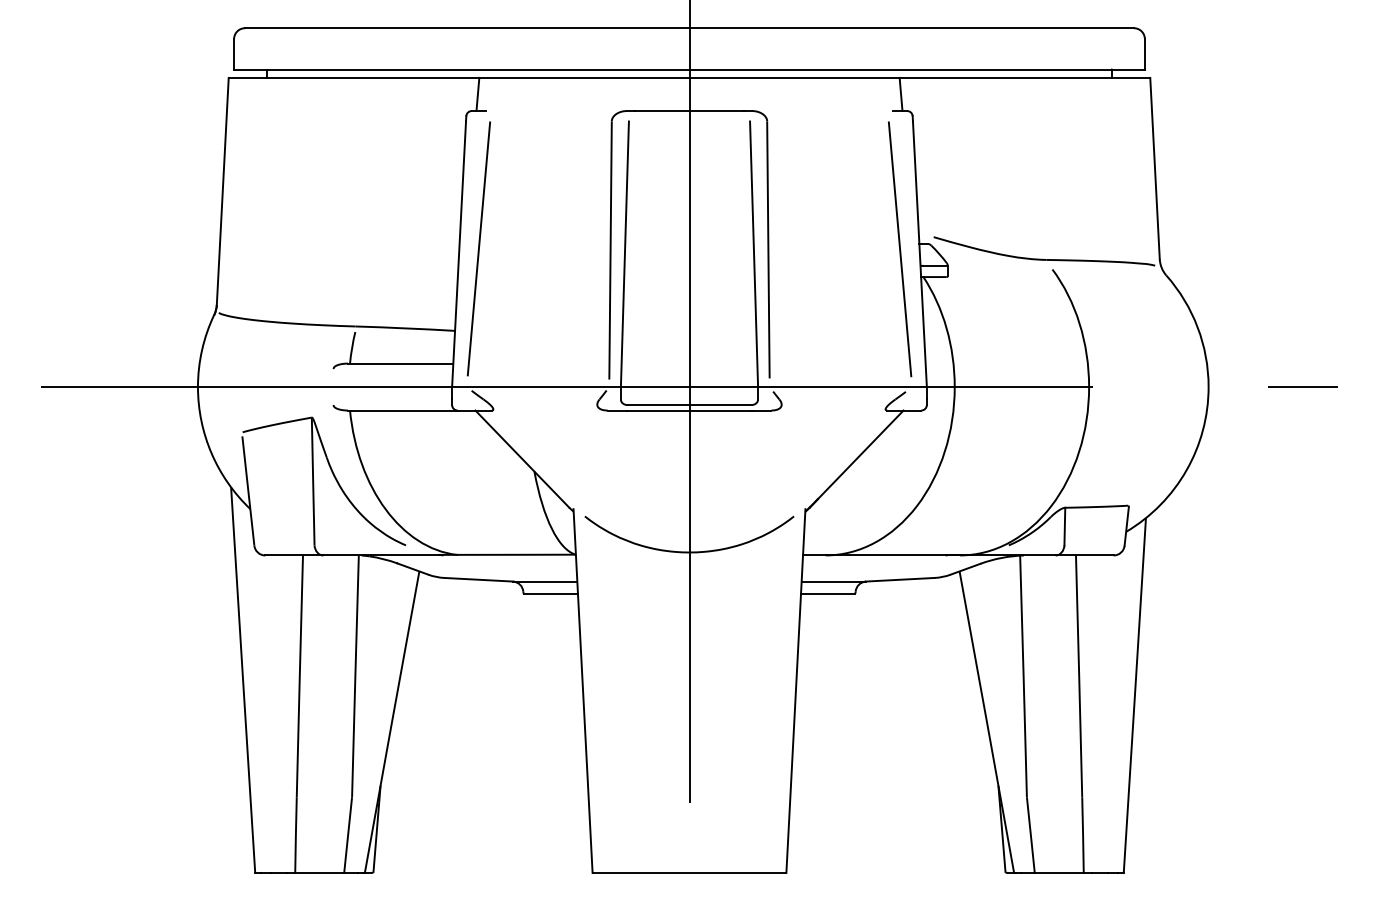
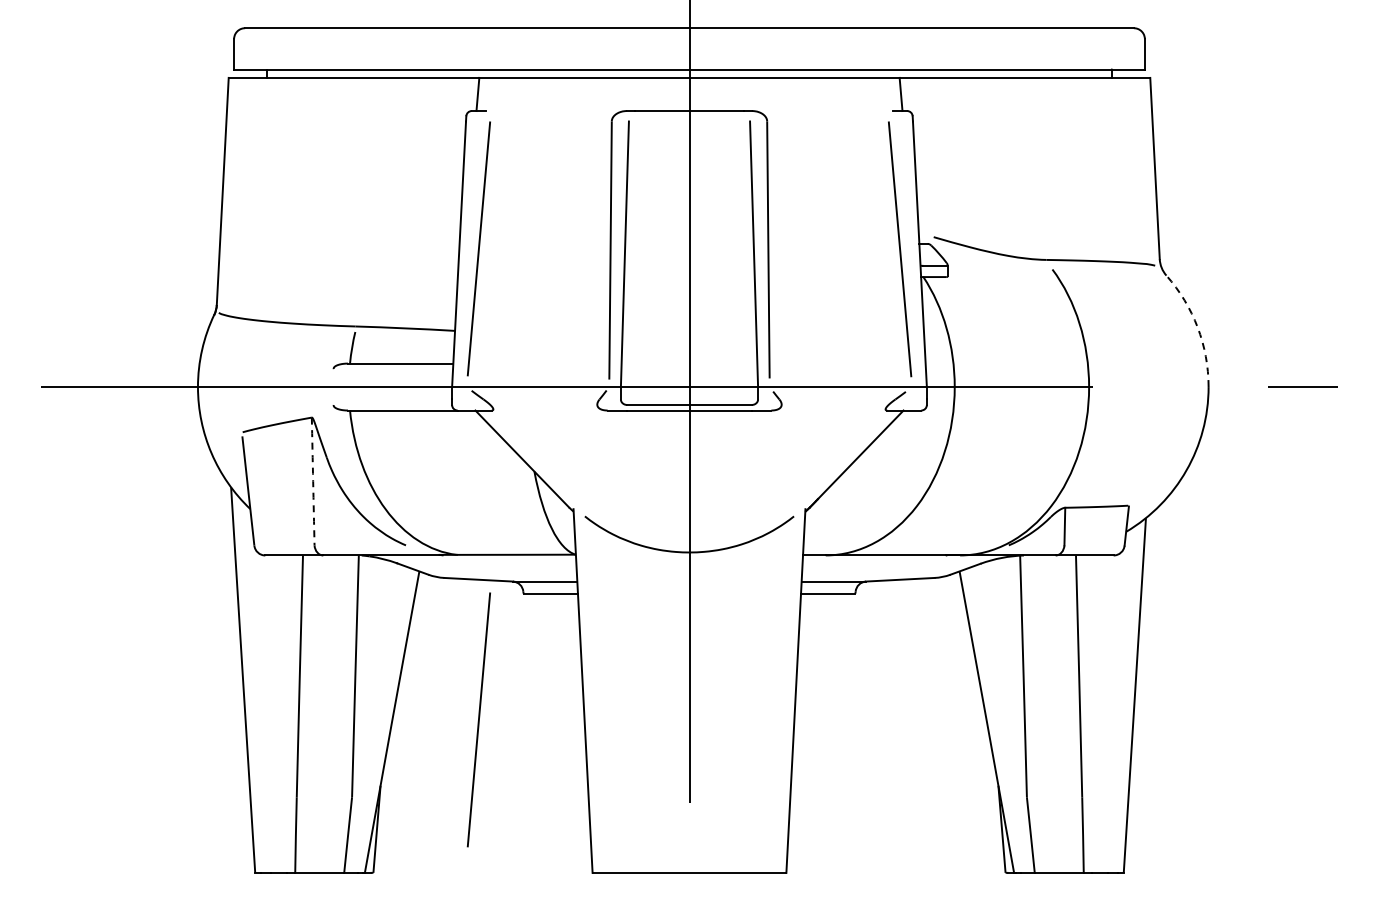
arc: solid -> dashed (1197, 327)
arc: solid -> dashed (313, 481)
line: none -> present (478, 719)
